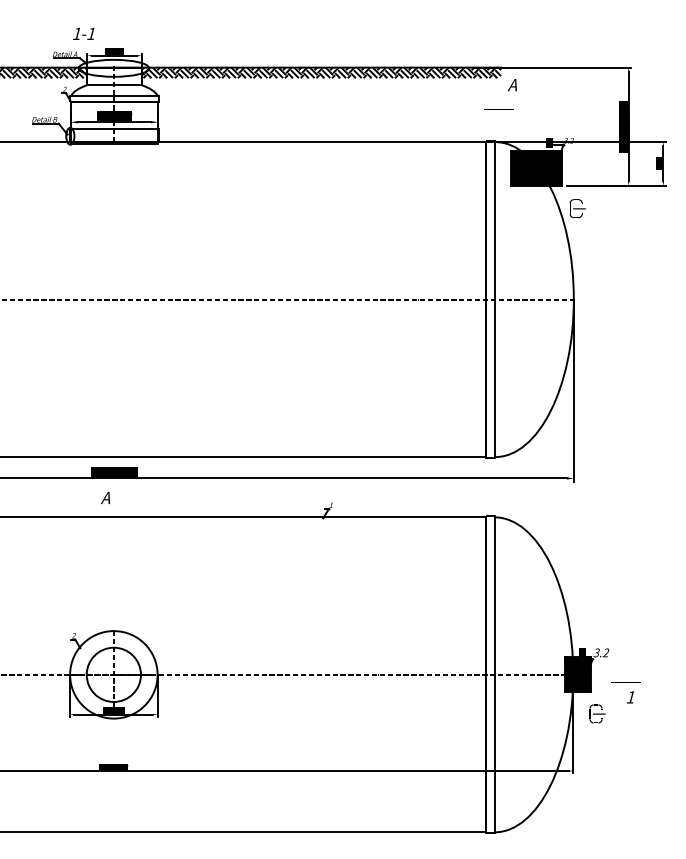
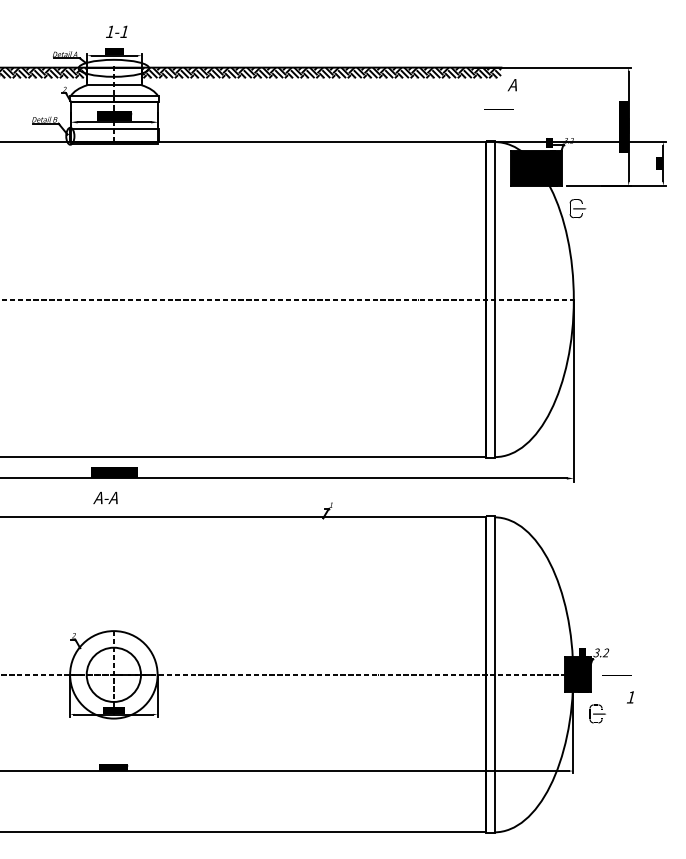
text position: (83, 33) -> (116, 31) (116, 31)
text: А -> А-А (105, 497)
line position: (625, 682) -> (616, 675) (616, 675)
